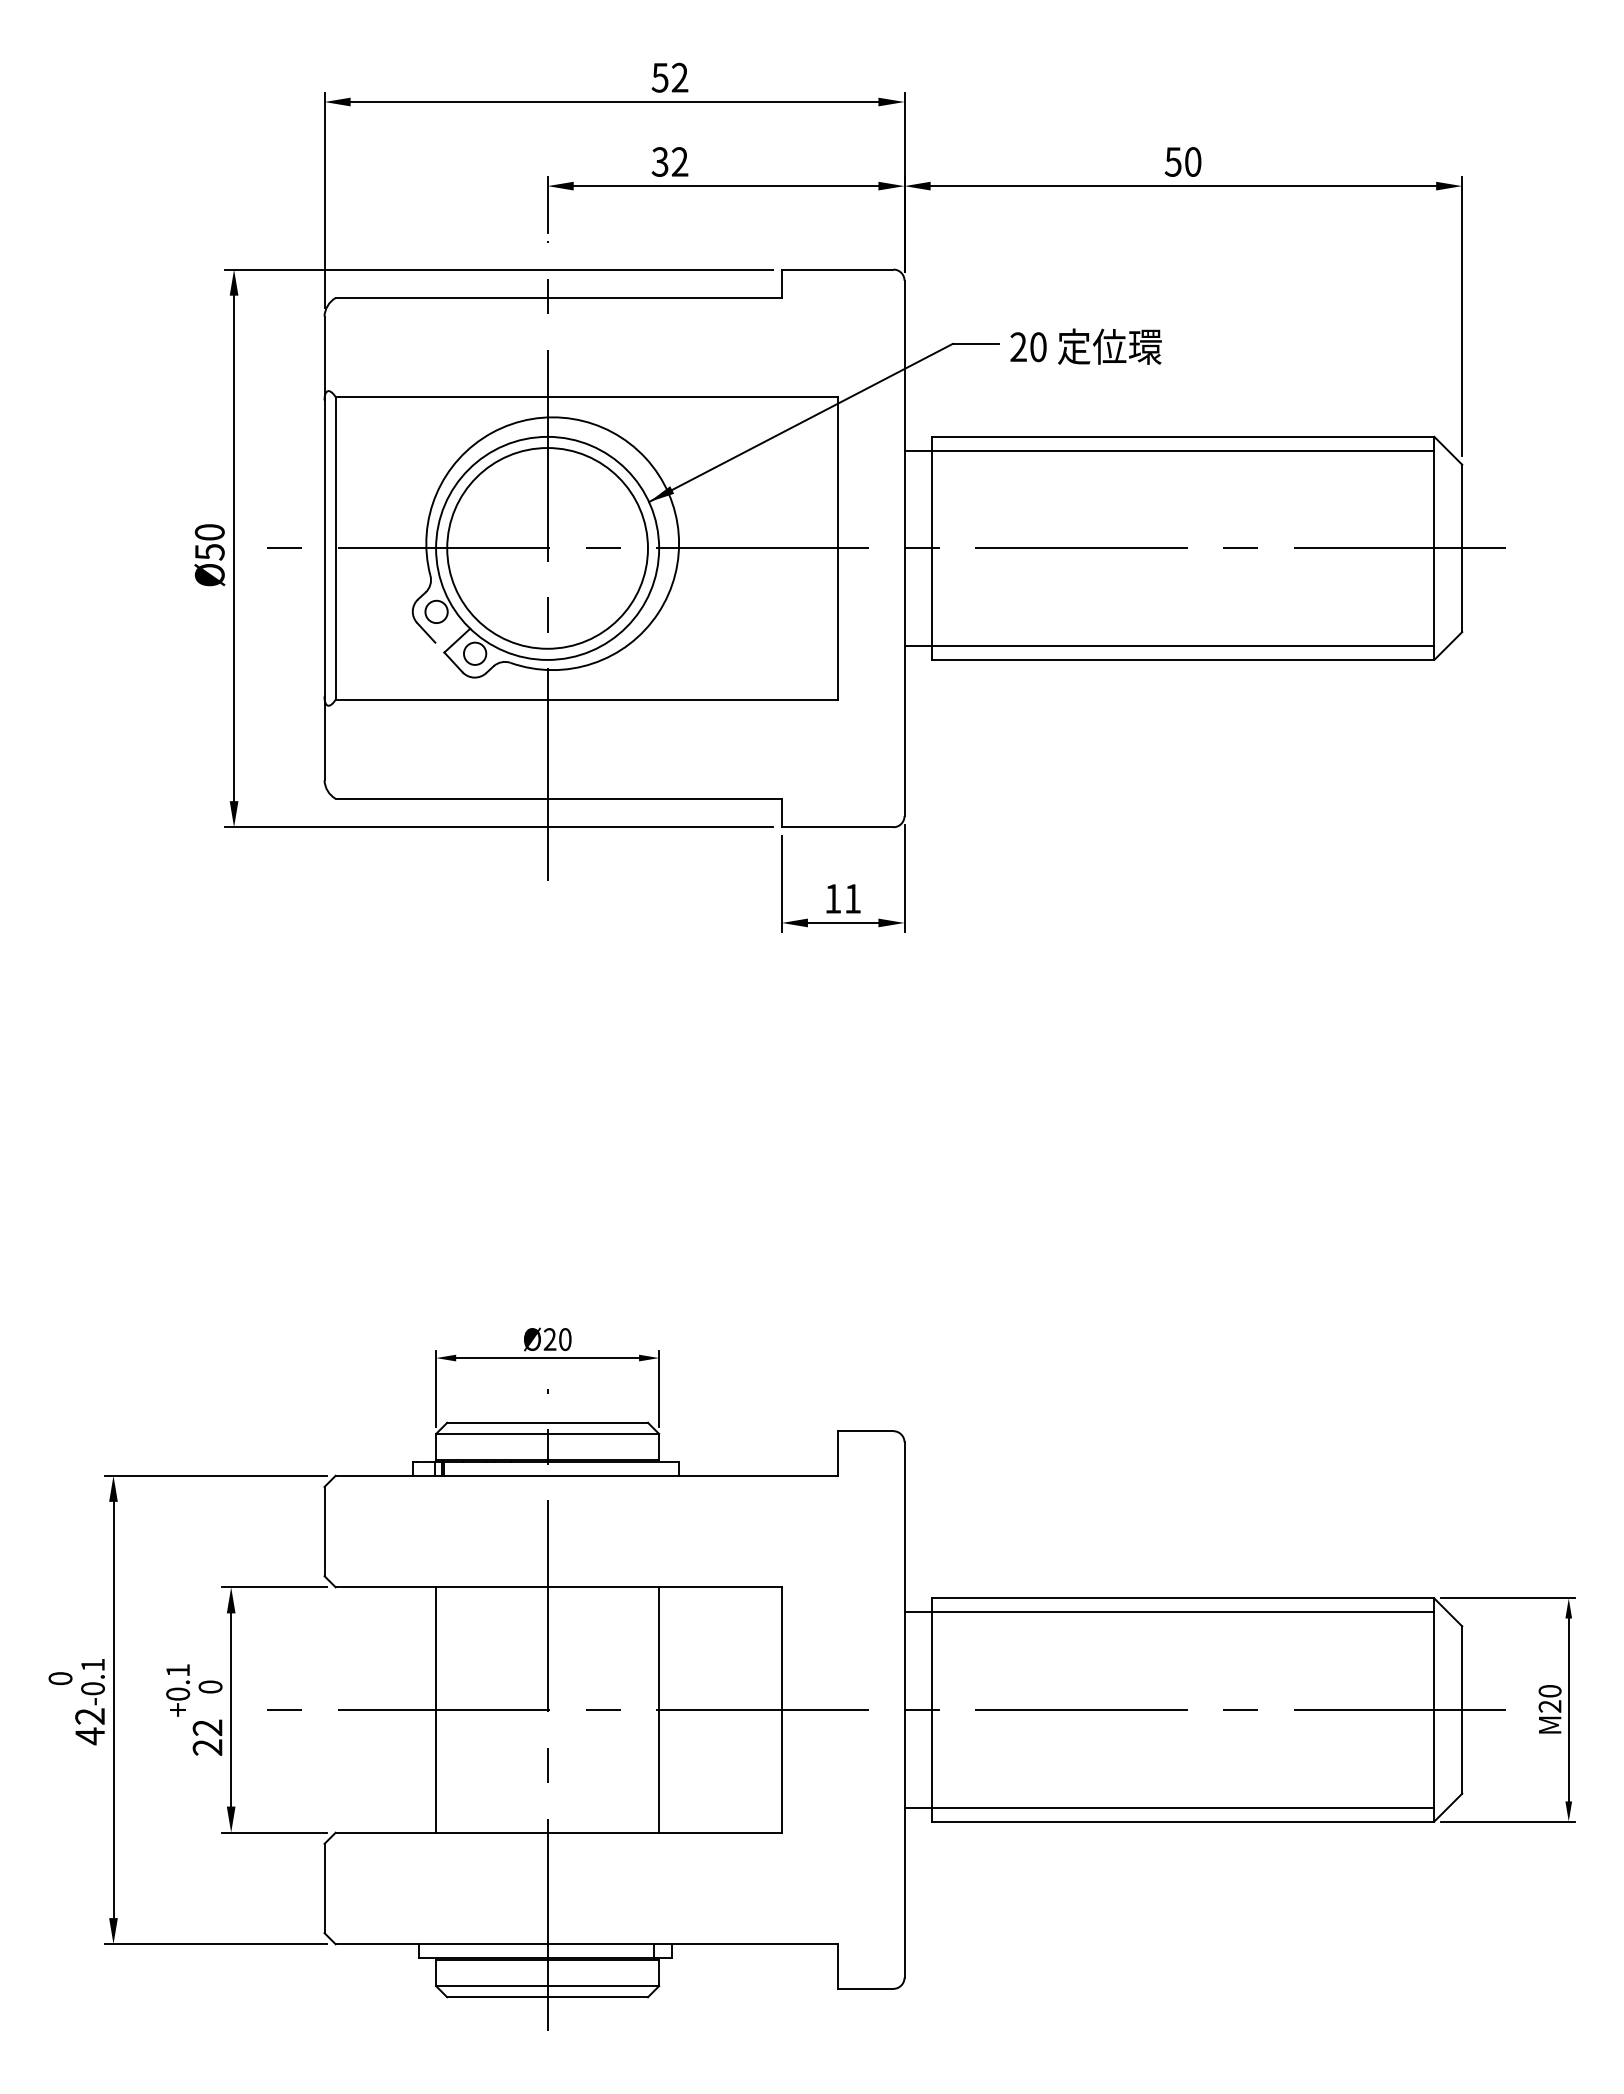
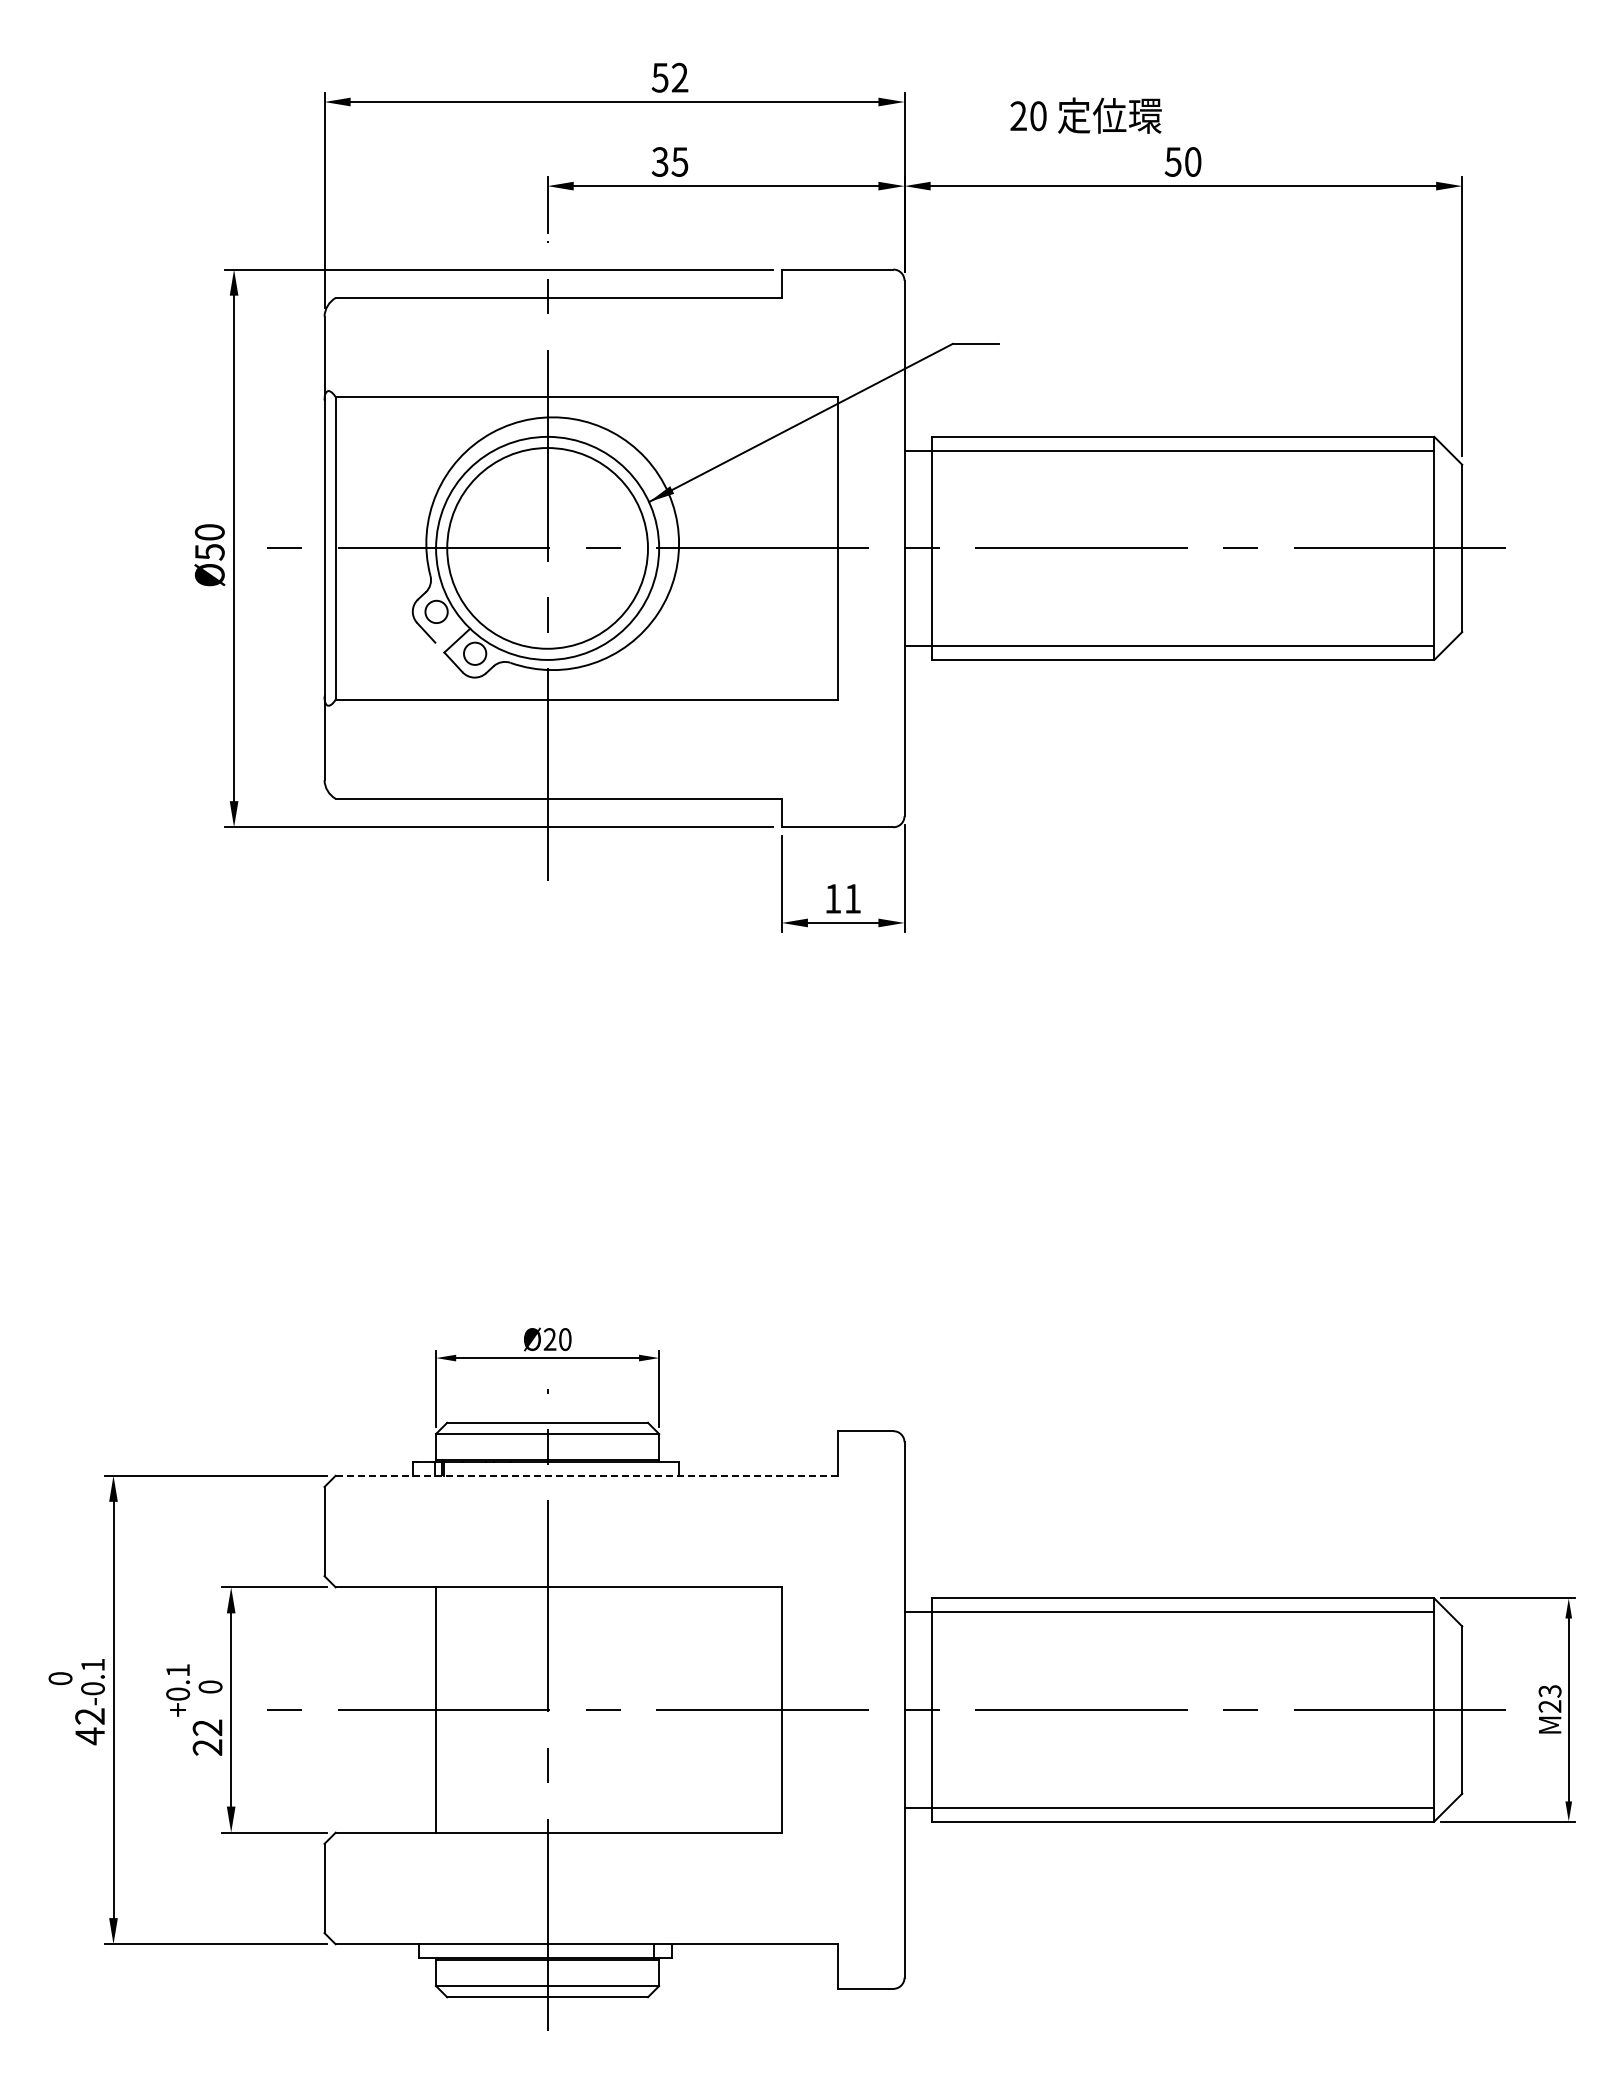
text: 32 -> 35 (679, 161)
text position: (1085, 346) -> (1085, 115) (1085, 115)
line: solid -> dashed (586, 1475)
text: M20 -> M23 (1549, 1691)
line: present -> none (659, 1709)
